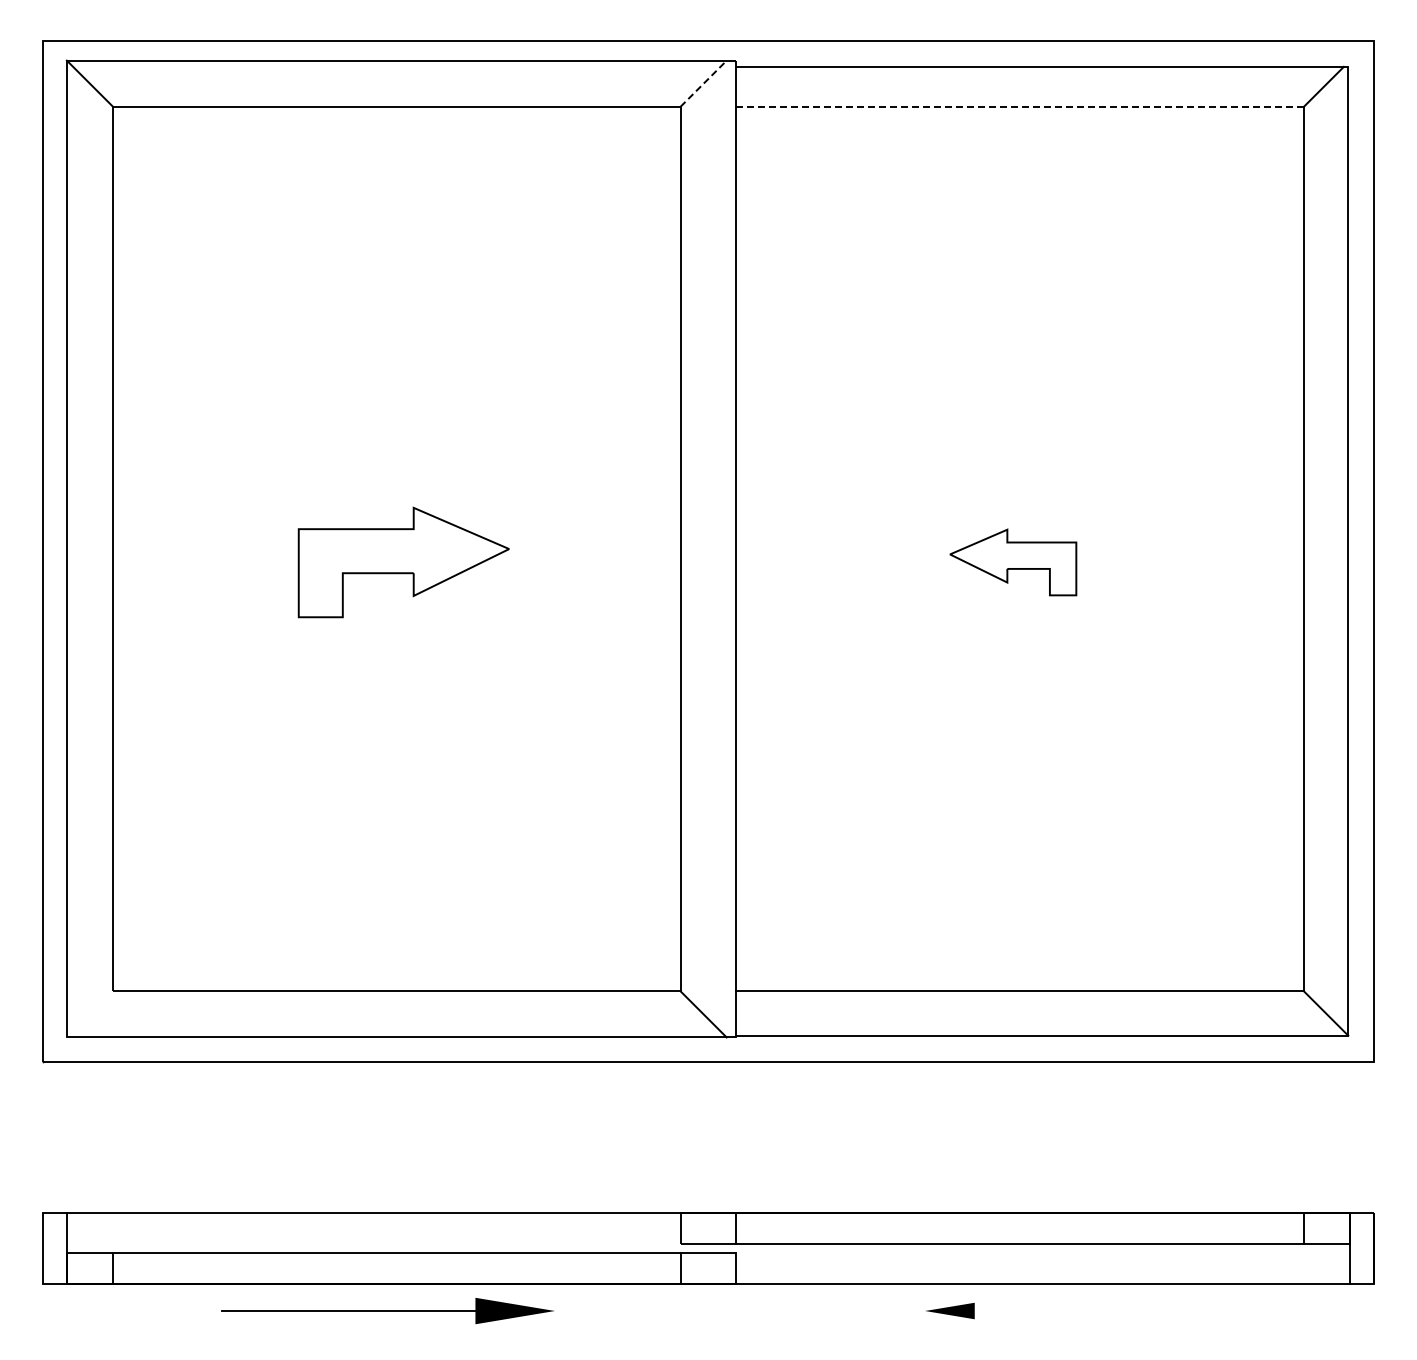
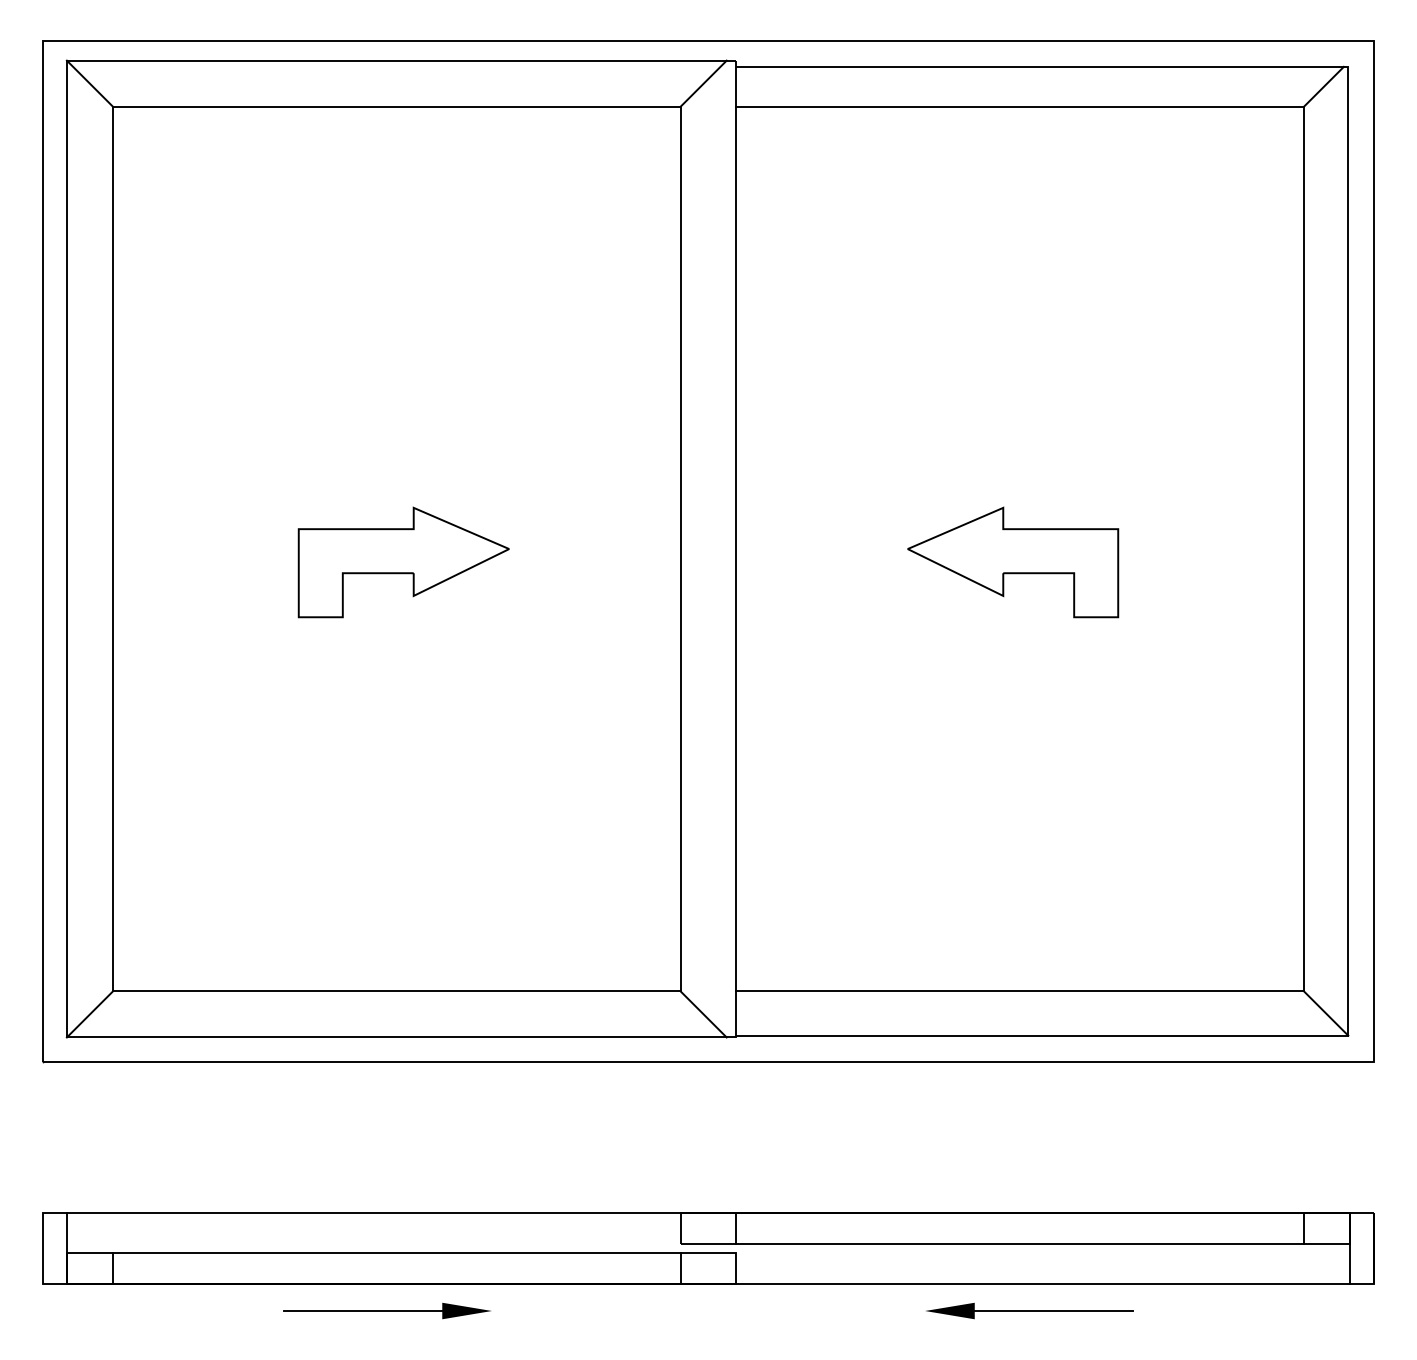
line: dashed -> solid (703, 83)
line: dashed -> solid (1020, 106)
part size: 129x69 px -> 213x113 px (1013, 562)
line: none -> present (89, 1014)
part size: 333x27 px -> 208x18 px (386, 1310)
line: none -> present (1053, 1311)
